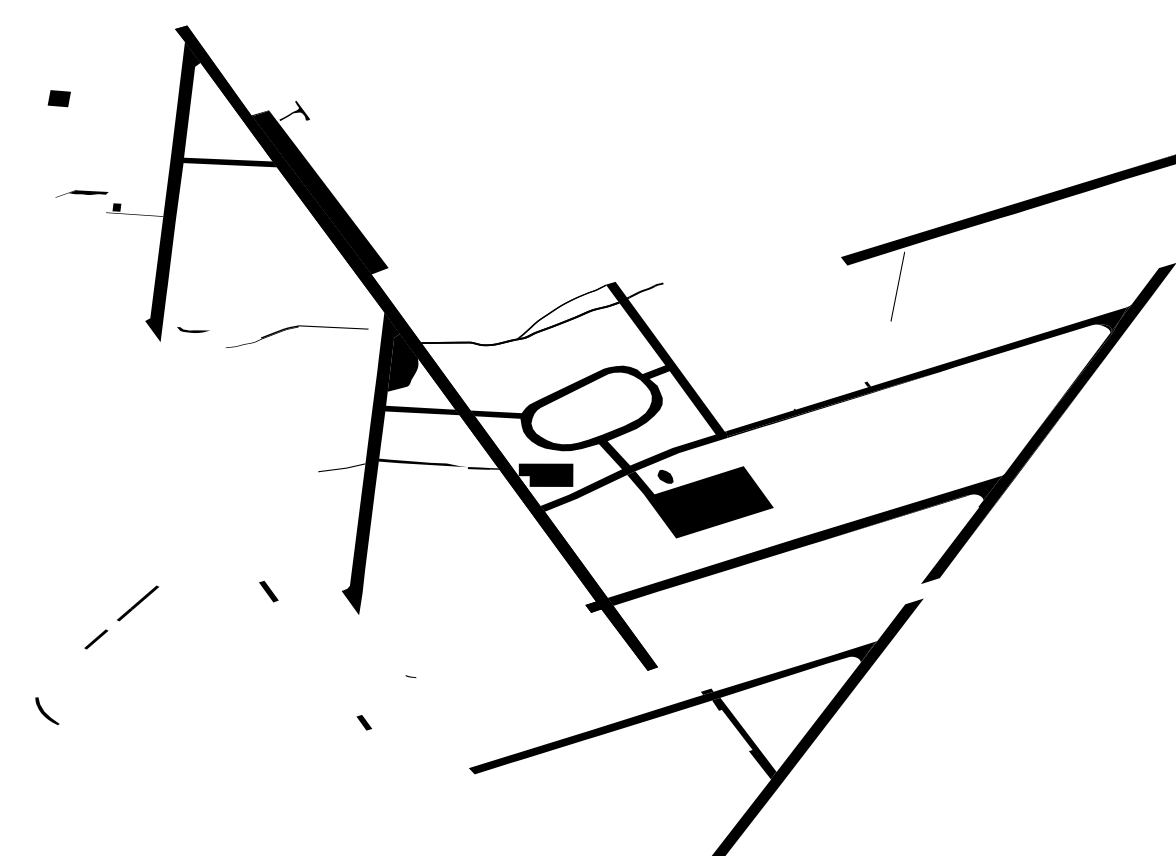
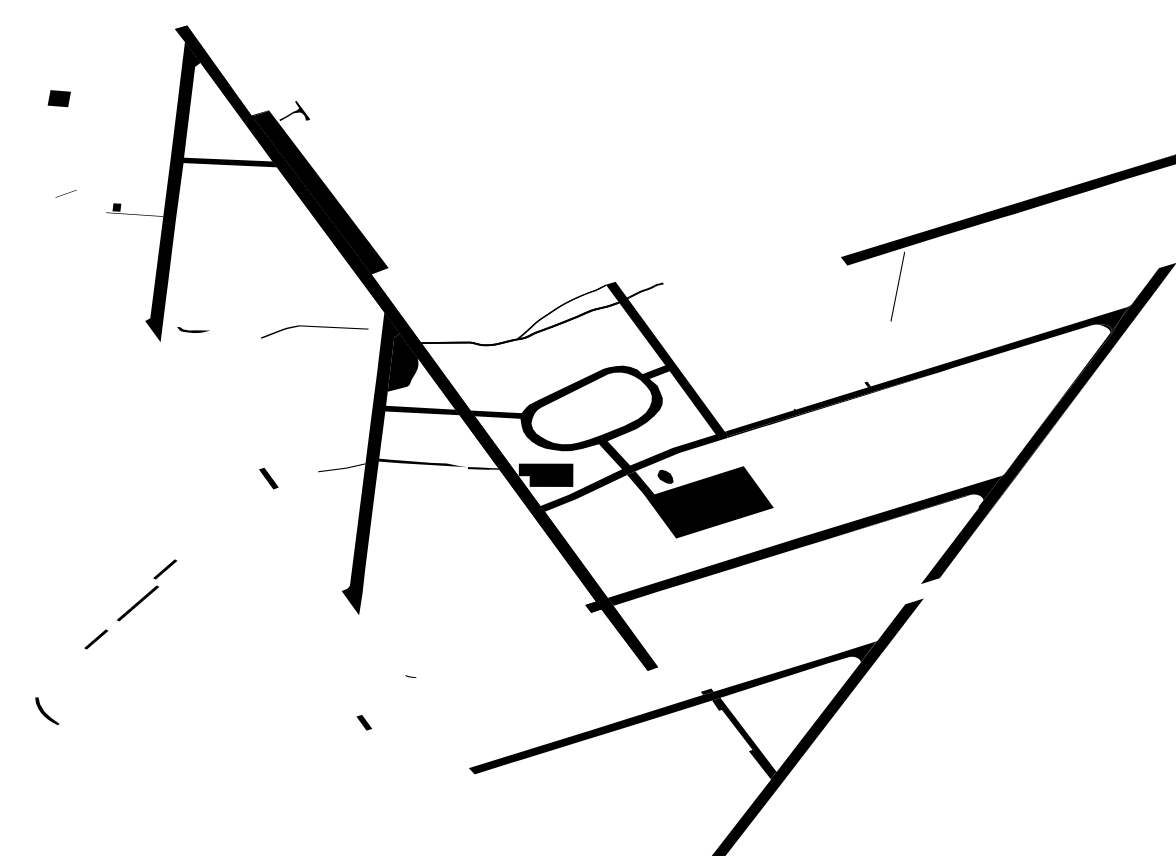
fill: present -> none (88, 192)
fill: present -> none (261, 337)
line: none -> present (165, 569)
part position: (268, 591) -> (268, 478) (268, 478)
